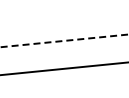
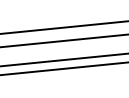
line: none -> present (63, 27)
line: dashed -> solid (64, 40)
line: none -> present (63, 59)
